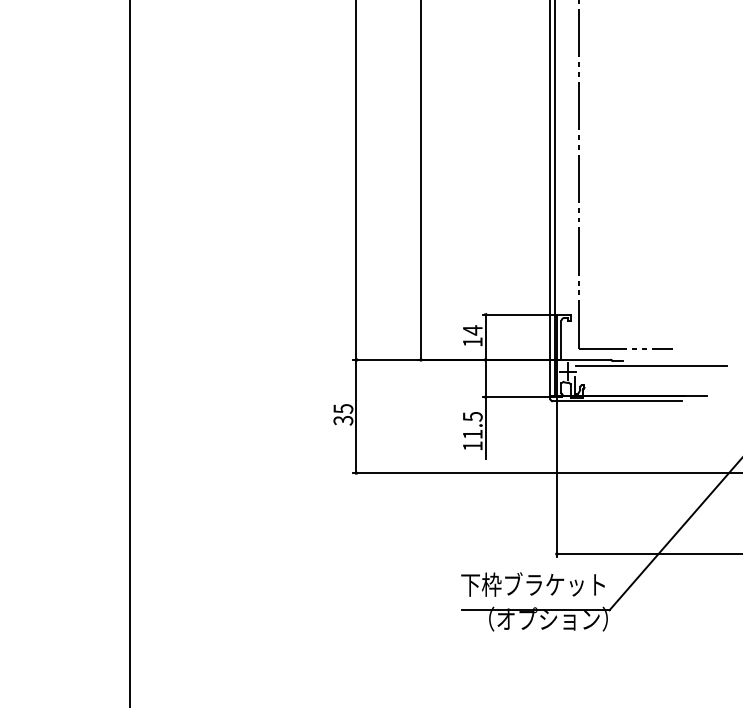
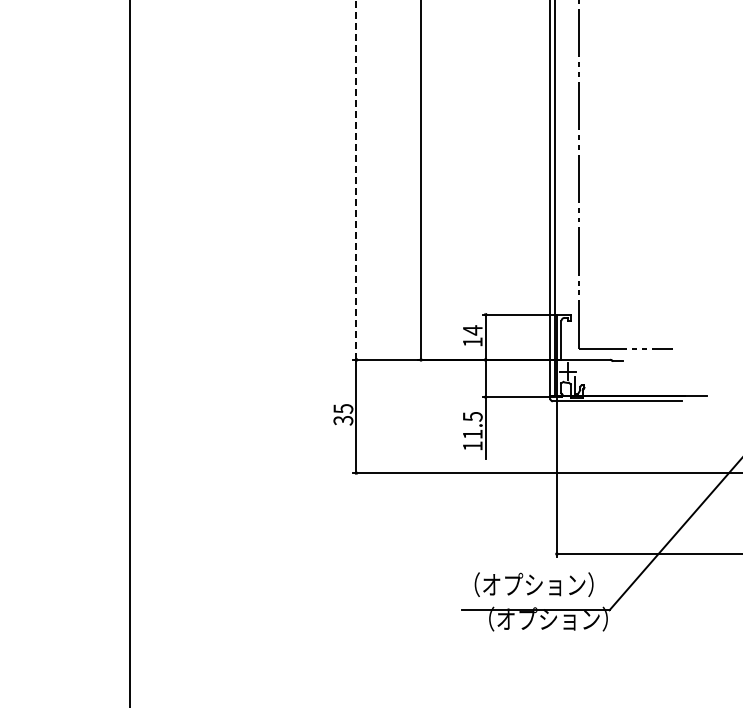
line: solid -> dashed (356, 179)
line: present -> none (651, 365)
text: 下枠ブラケット -> （オプション） (532, 584)
